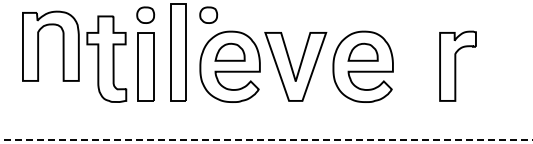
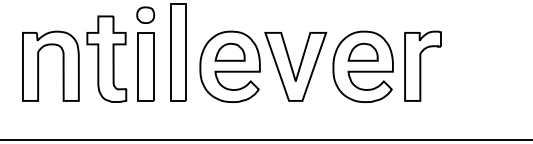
part: present -> none (208, 14)
part position: (38, 45) -> (38, 65) (38, 65)
part position: (457, 65) -> (422, 65) (422, 65)
line: dashed -> solid (266, 139)
